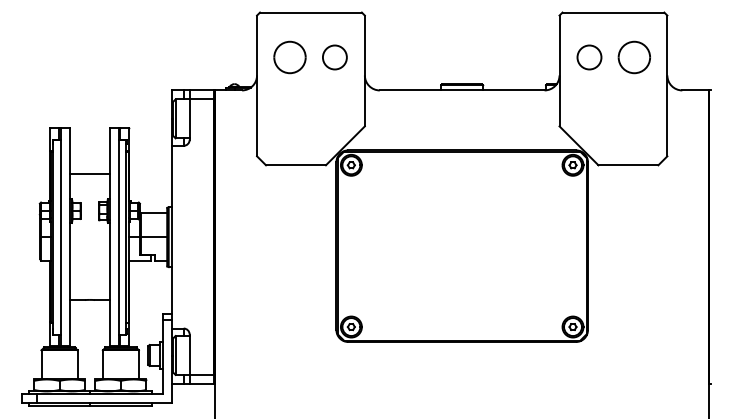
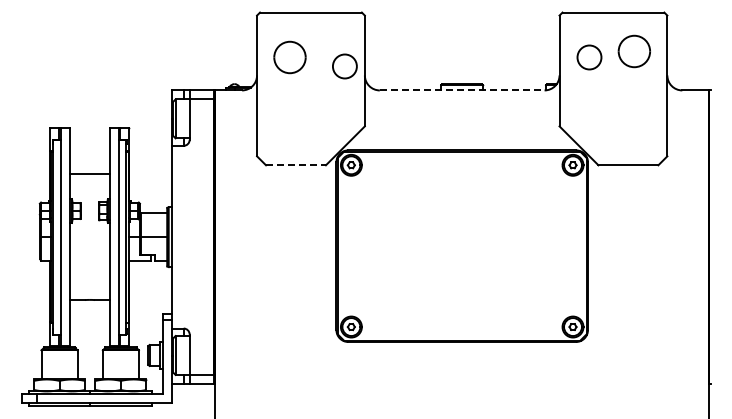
circle position: (334, 57) -> (344, 66) (344, 66)
part position: (633, 57) -> (633, 51) (633, 51)
line: solid -> dashed (462, 90)
line: solid -> dashed (295, 165)
